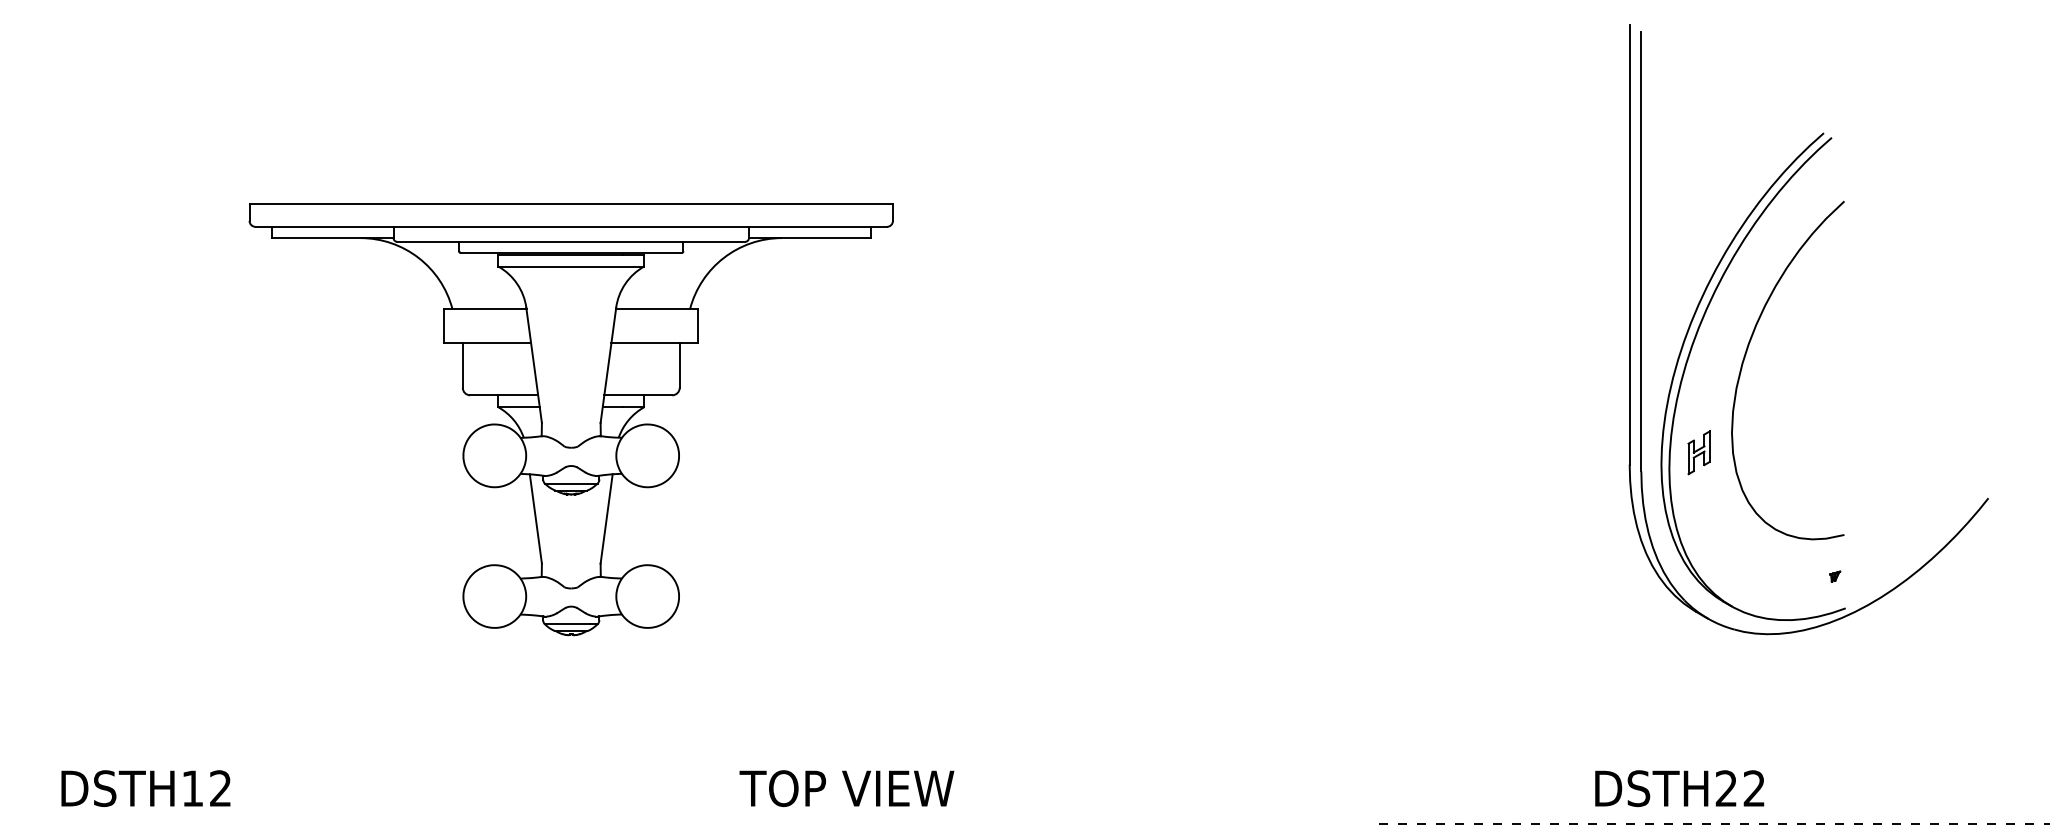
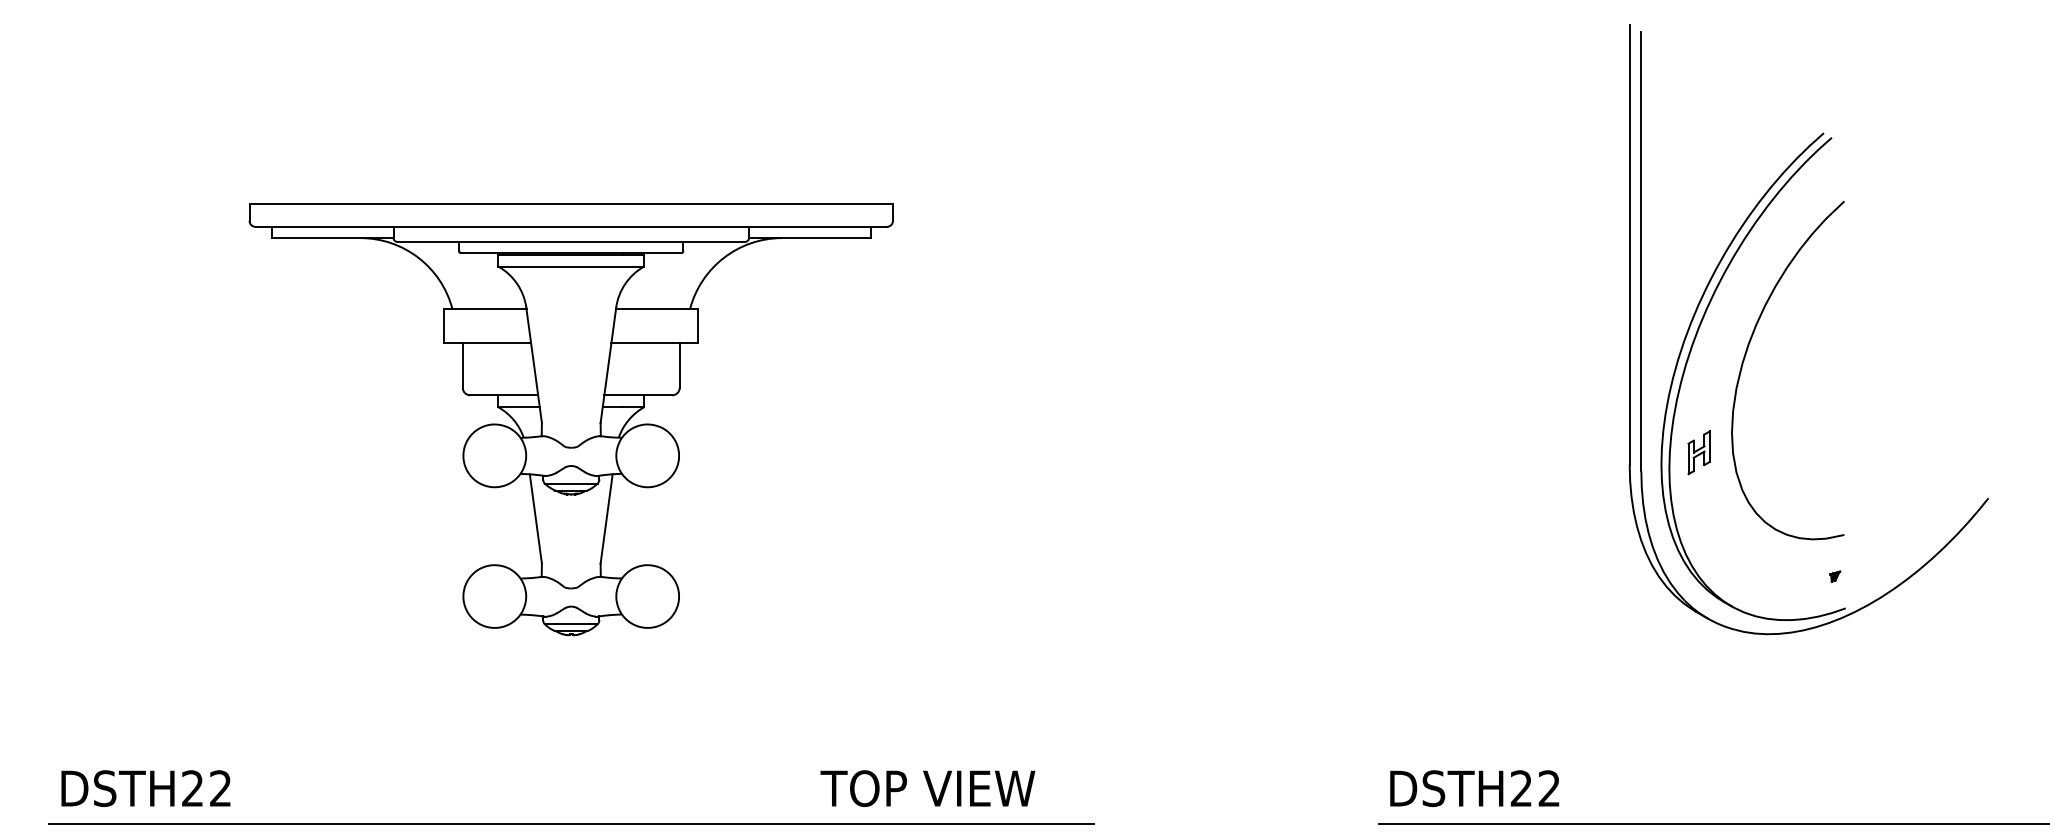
text: DSTH12 -> DSTH22 (192, 788)
text position: (846, 788) -> (927, 788) (927, 788)
text position: (1679, 788) -> (1474, 788) (1474, 788)
line: none -> present (570, 824)
line: dashed -> solid (1714, 824)
